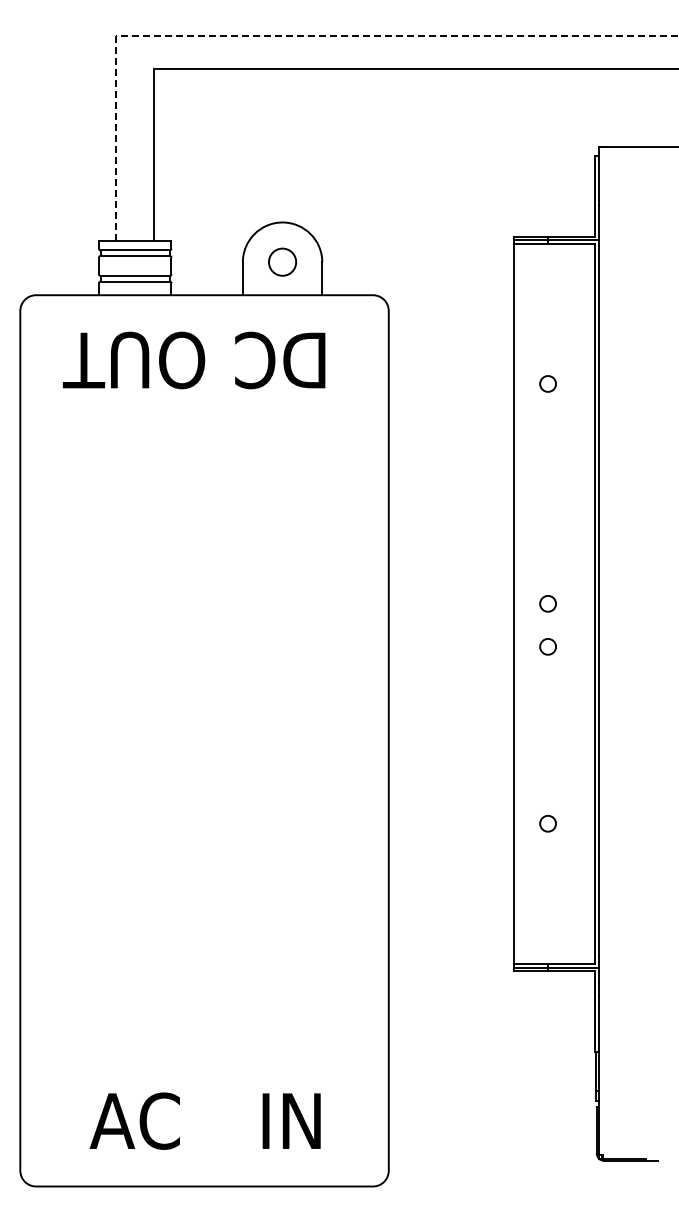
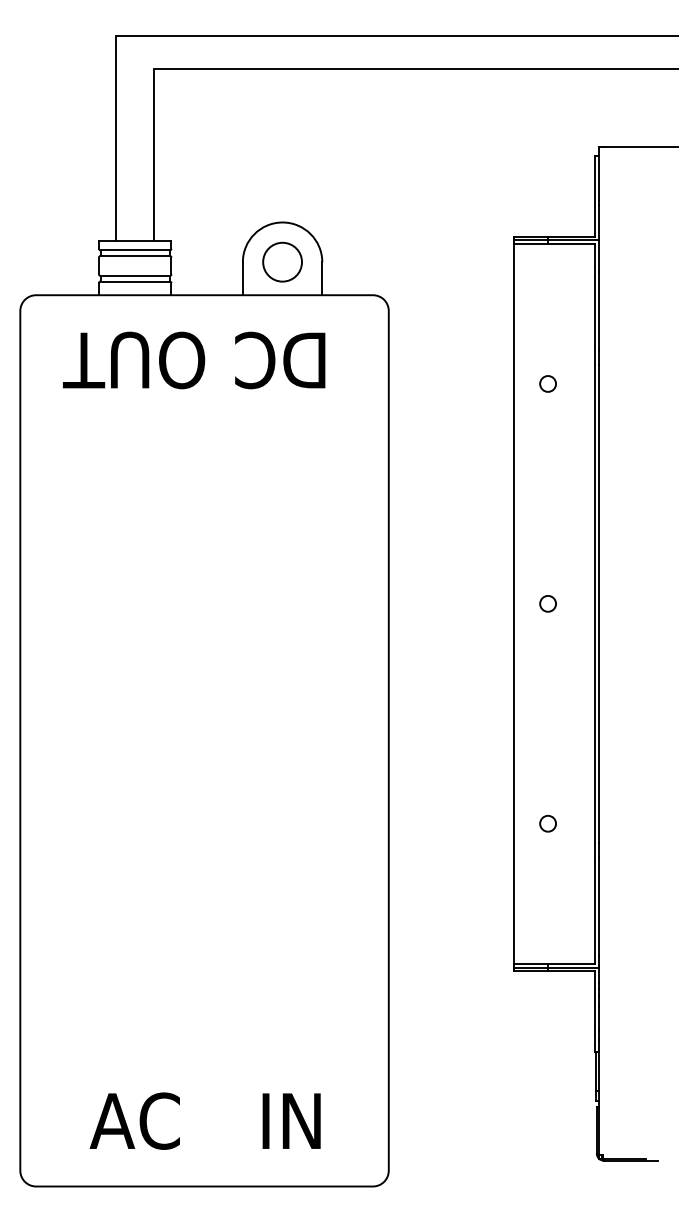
line: dashed -> solid (294, 36)
circle diameter: 27 px -> 39 px (282, 261)
part: present -> none (547, 646)
